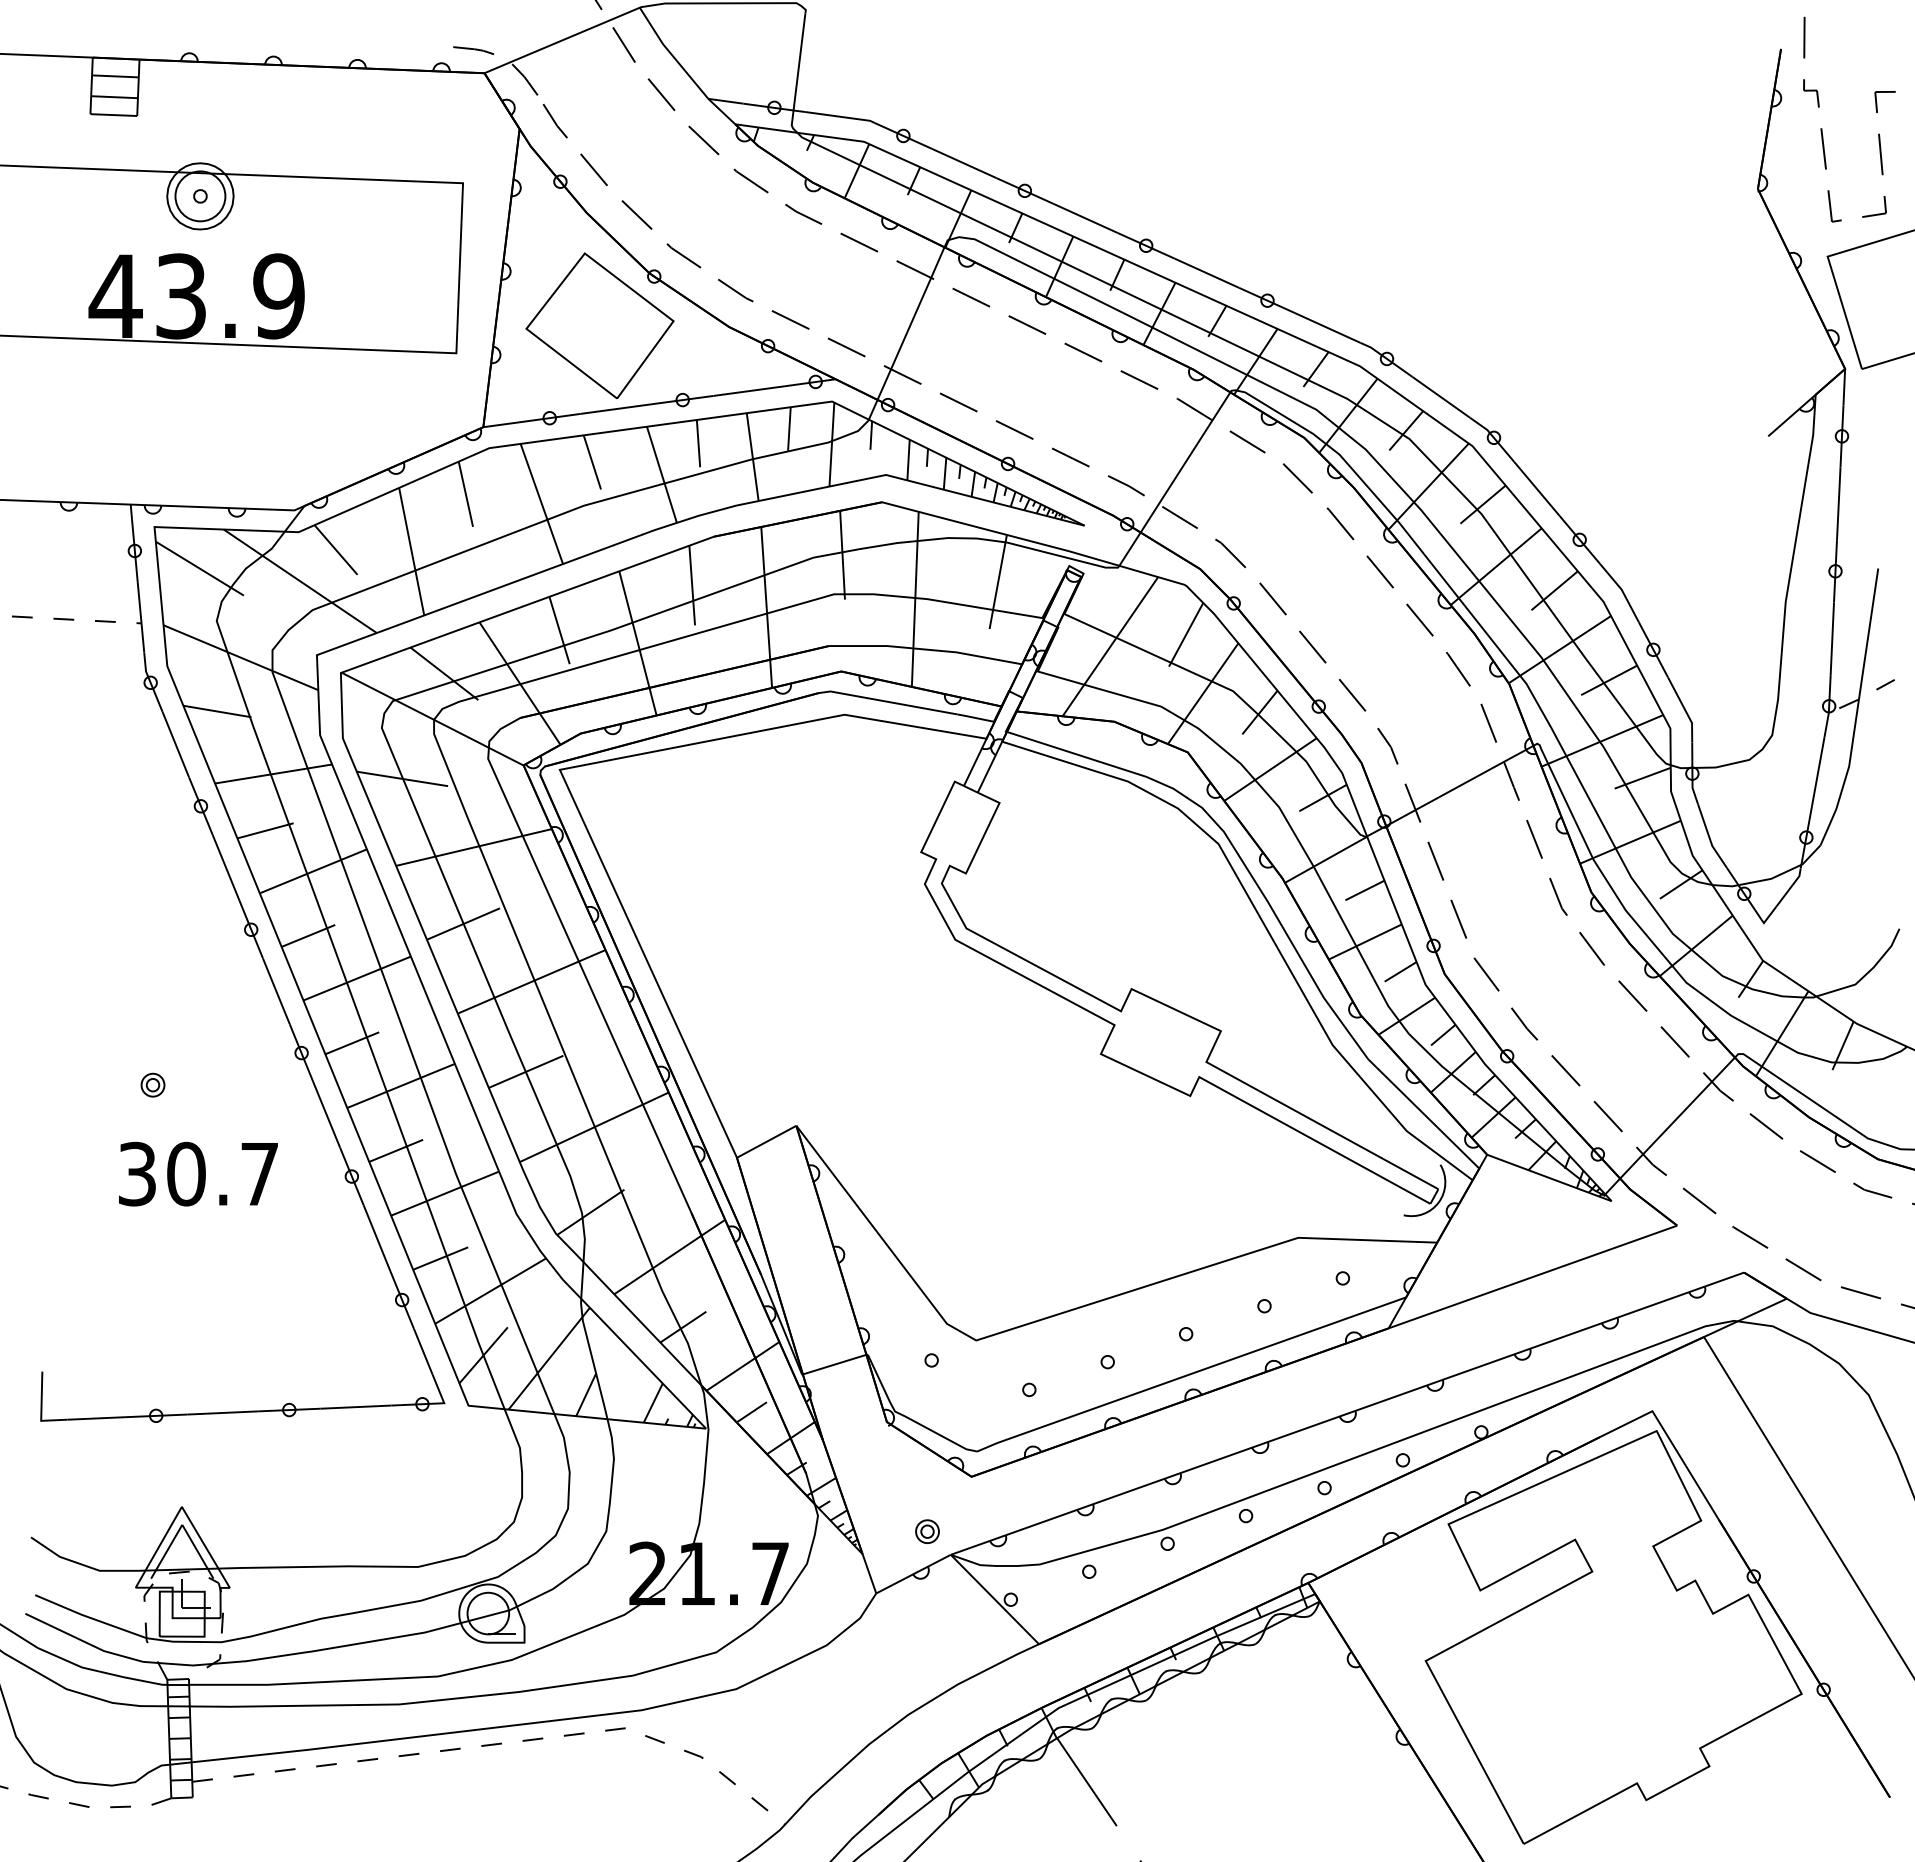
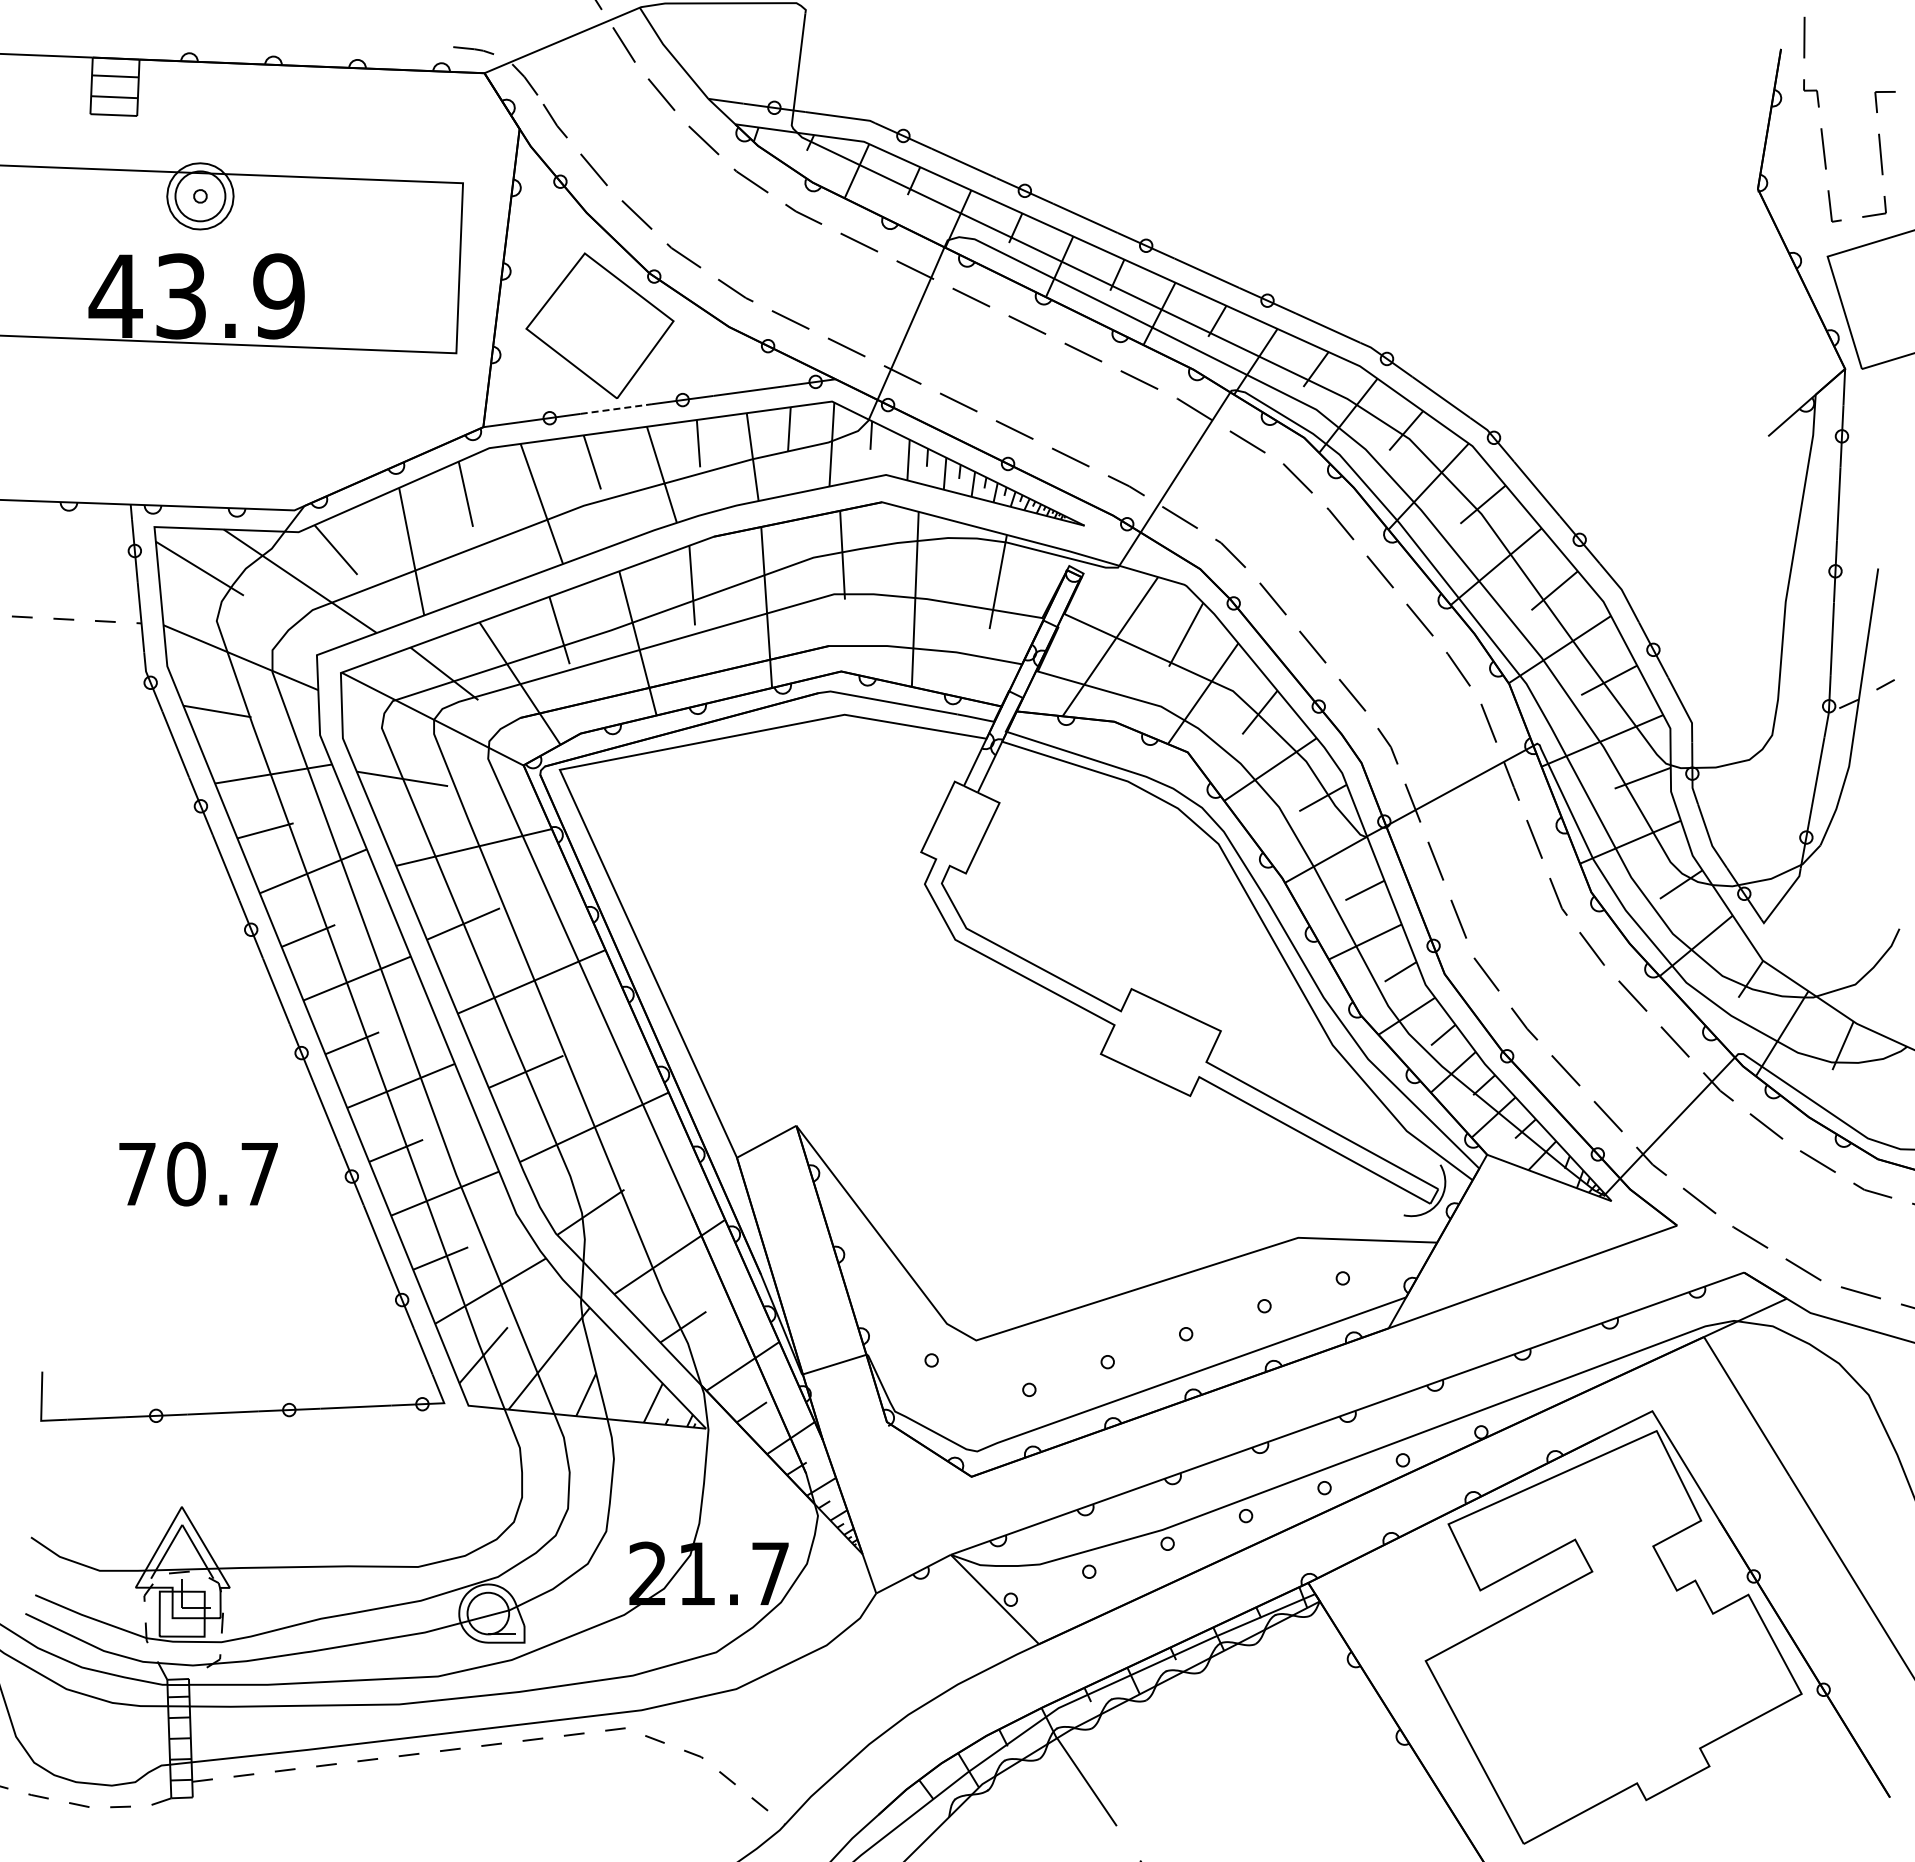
line: solid -> dashed (616, 409)
part: present -> none (152, 1084)
text: 30.7 -> 70.7 (137, 1173)
part: present -> none (927, 1531)
